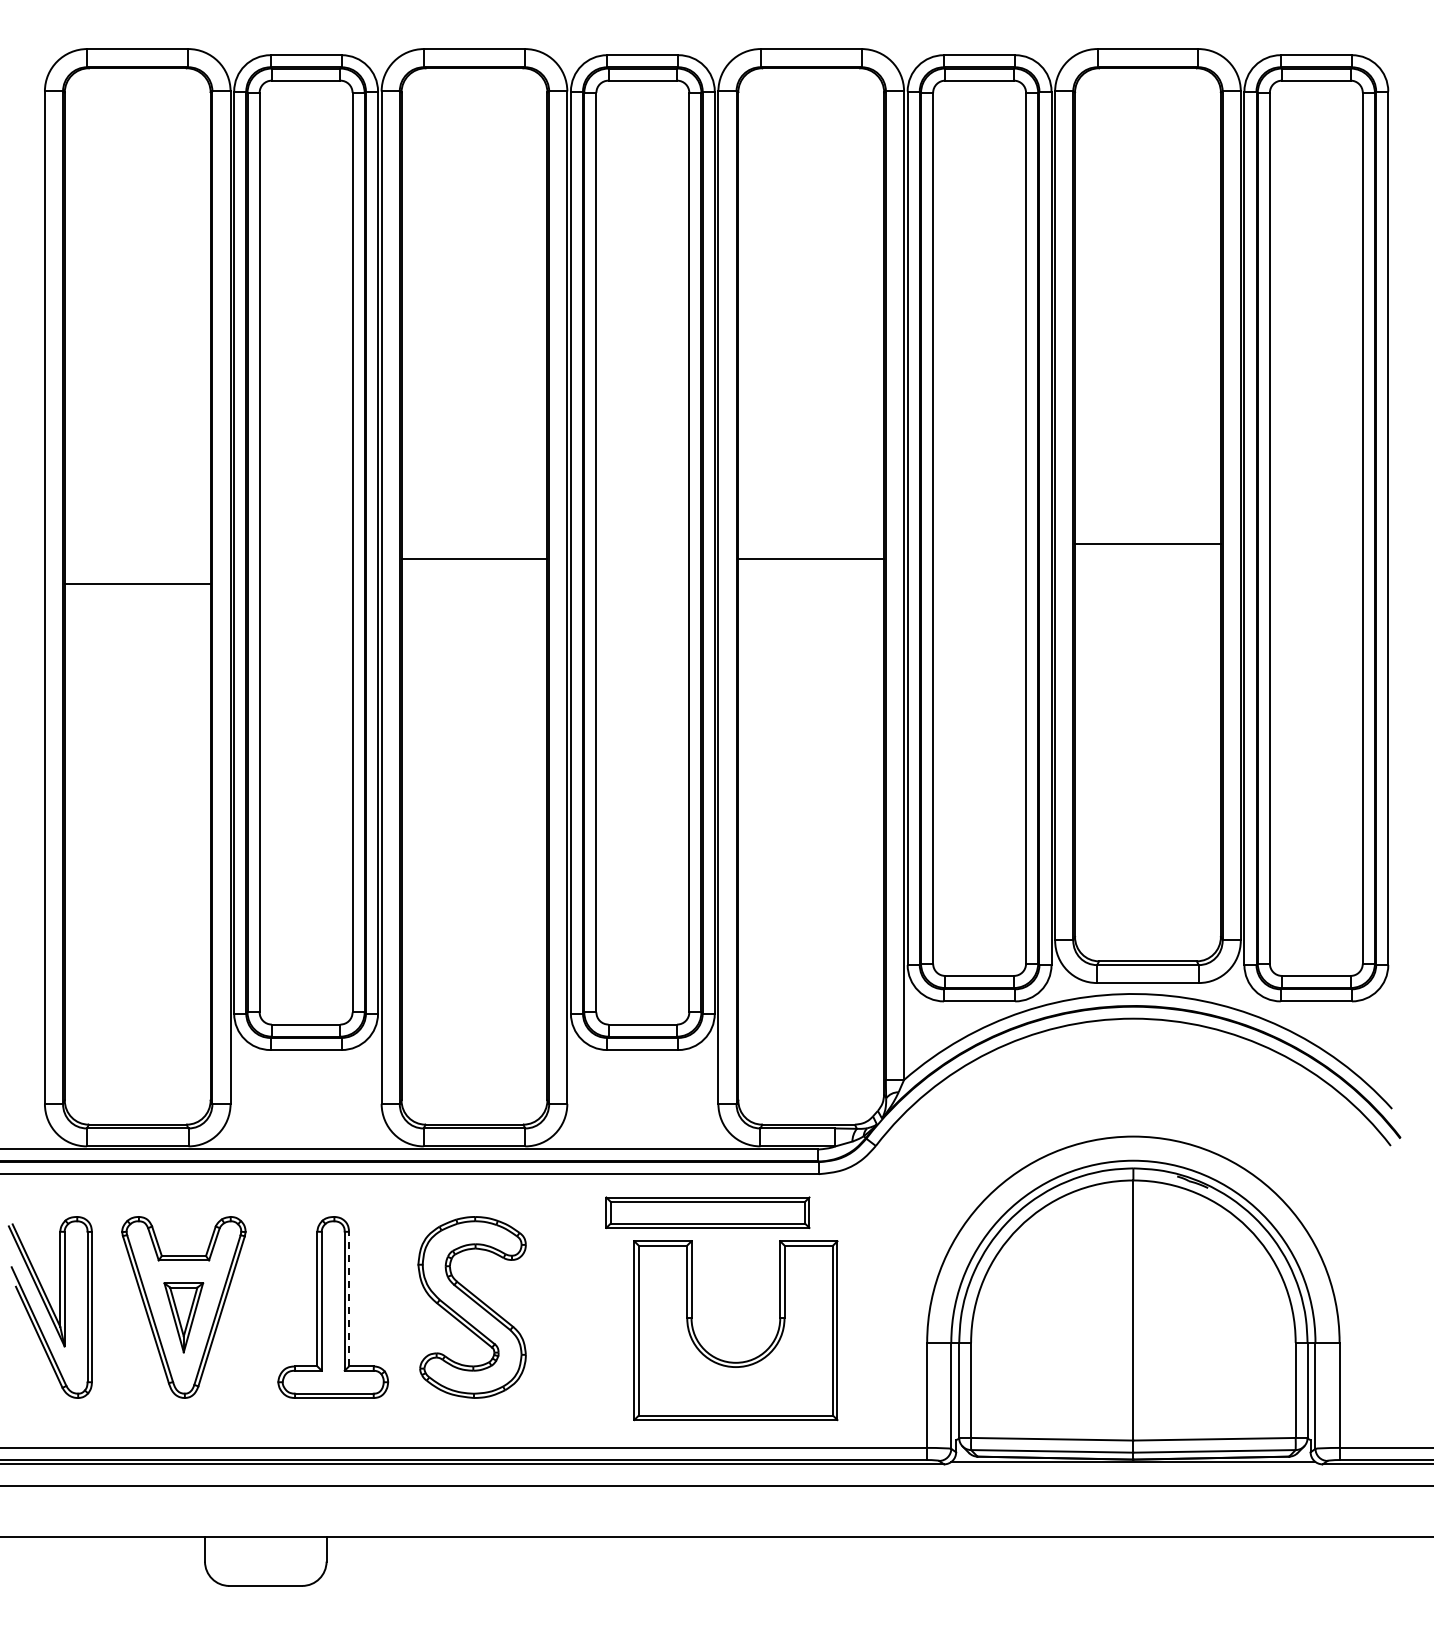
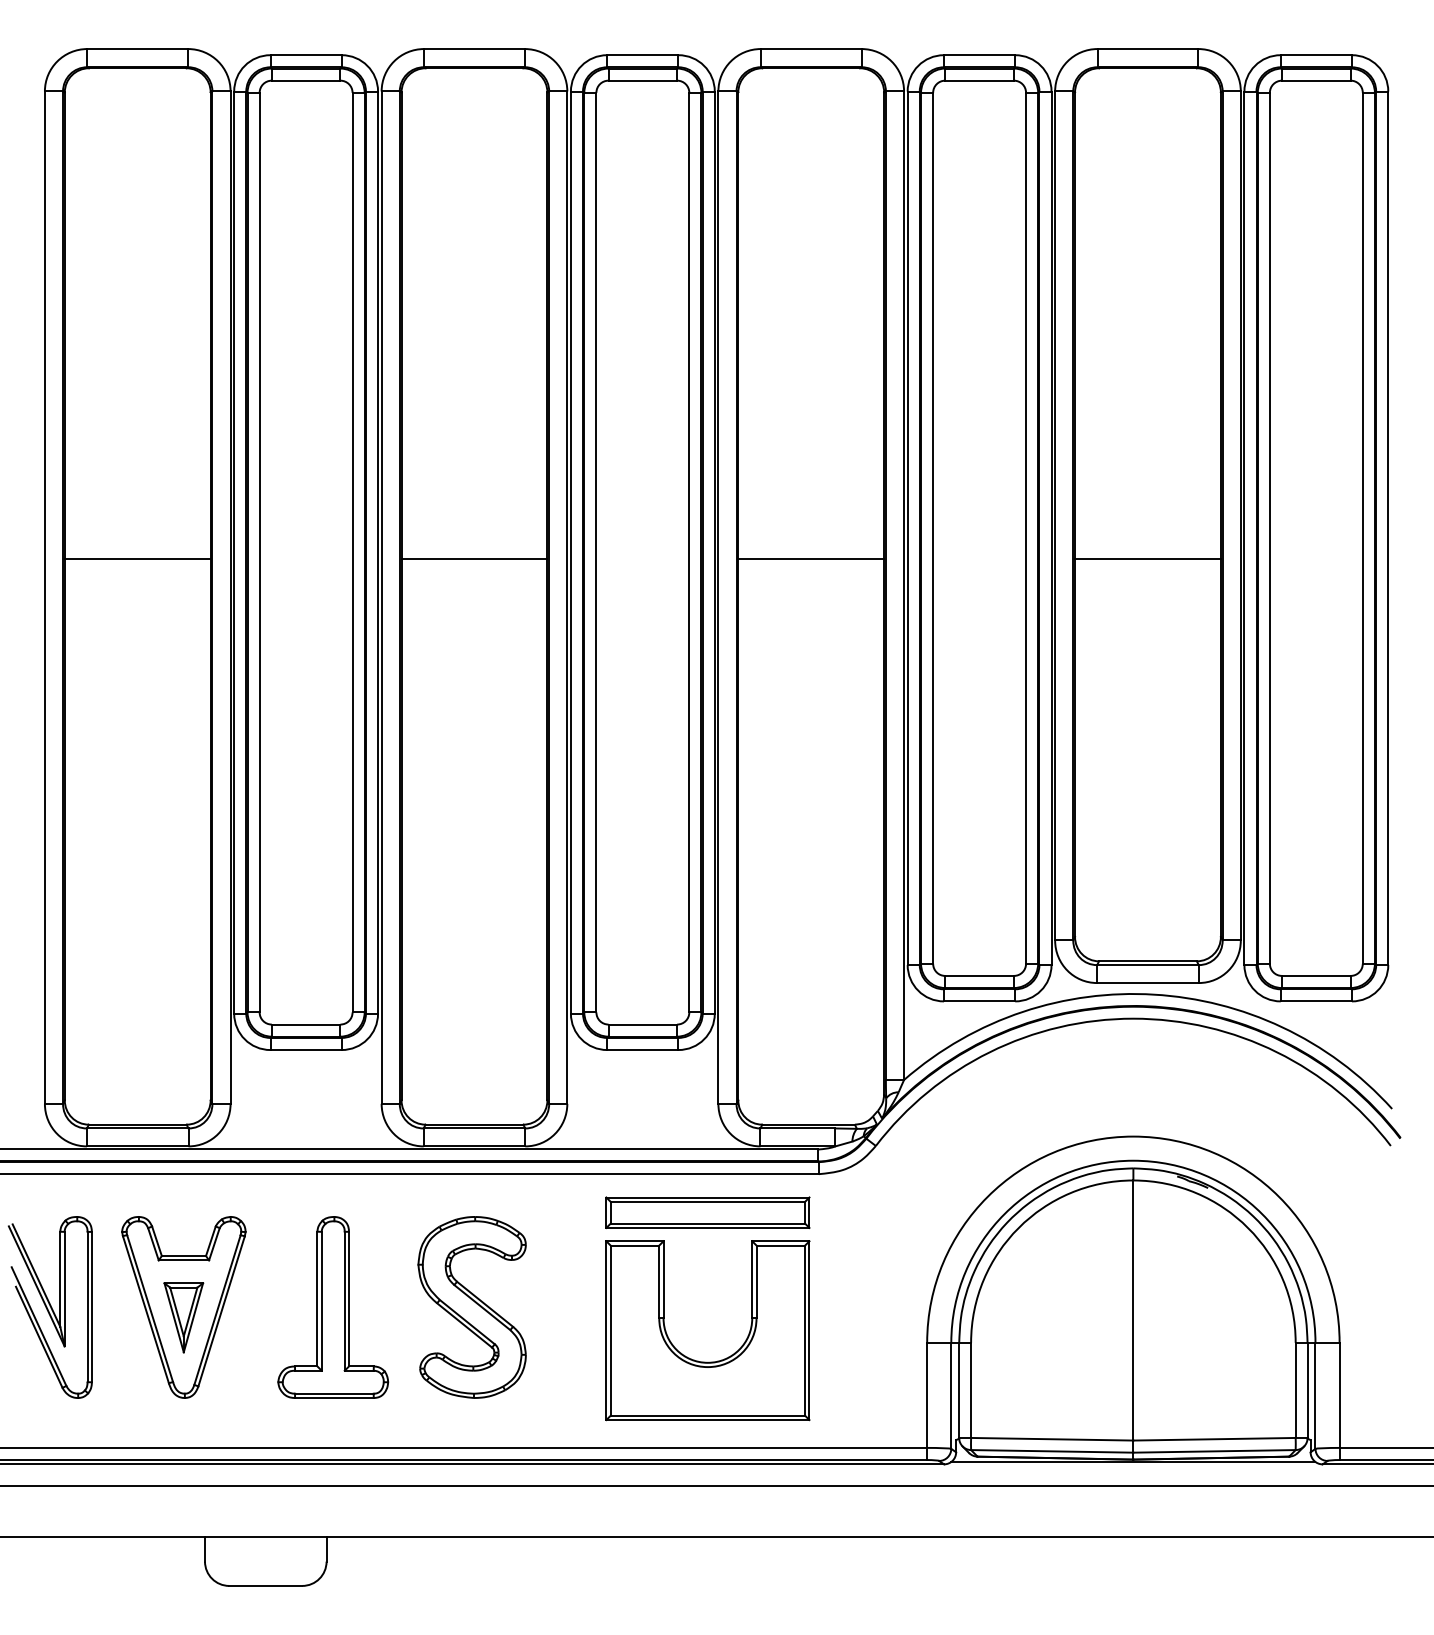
line position: (1147, 543) -> (1147, 558) (1147, 558)
line position: (137, 583) -> (137, 558) (137, 558)
line: dashed -> solid (349, 1298)
part position: (735, 1361) -> (707, 1361) (707, 1361)
